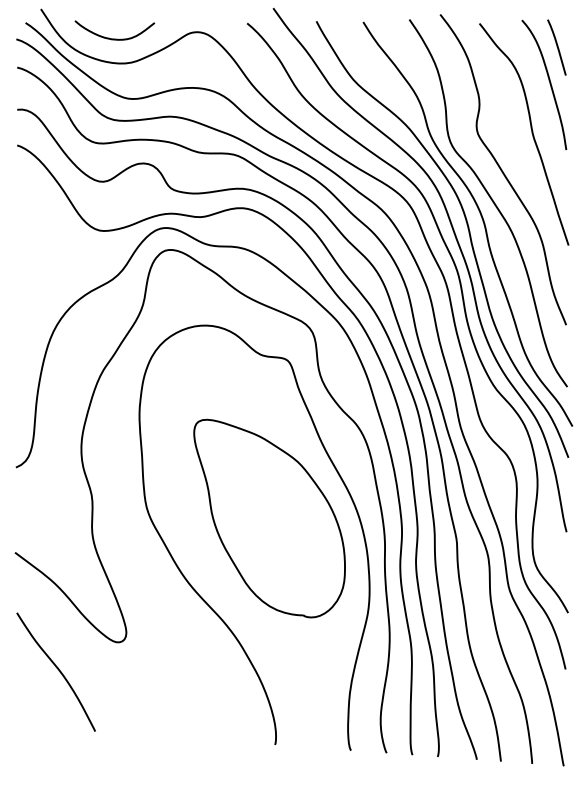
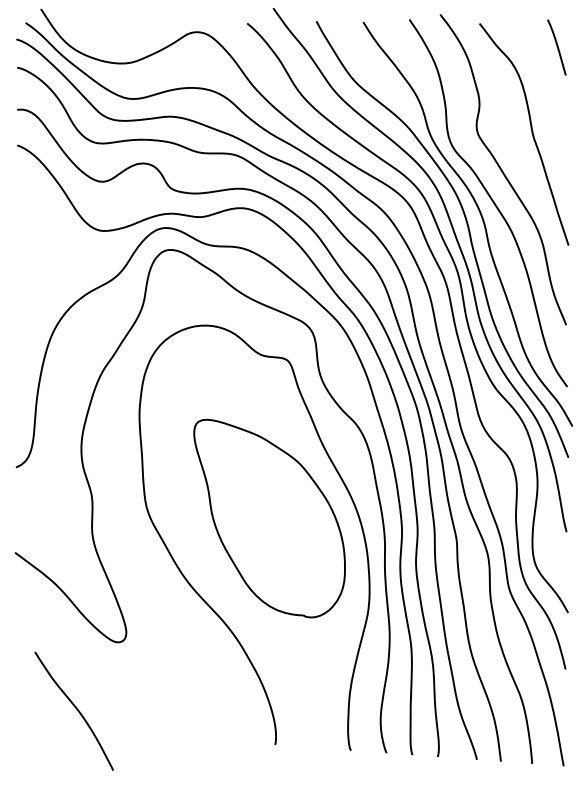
curve: present -> none (114, 38)
curve: present -> none (549, 84)
curve position: (57, 669) -> (75, 708) (75, 708)
